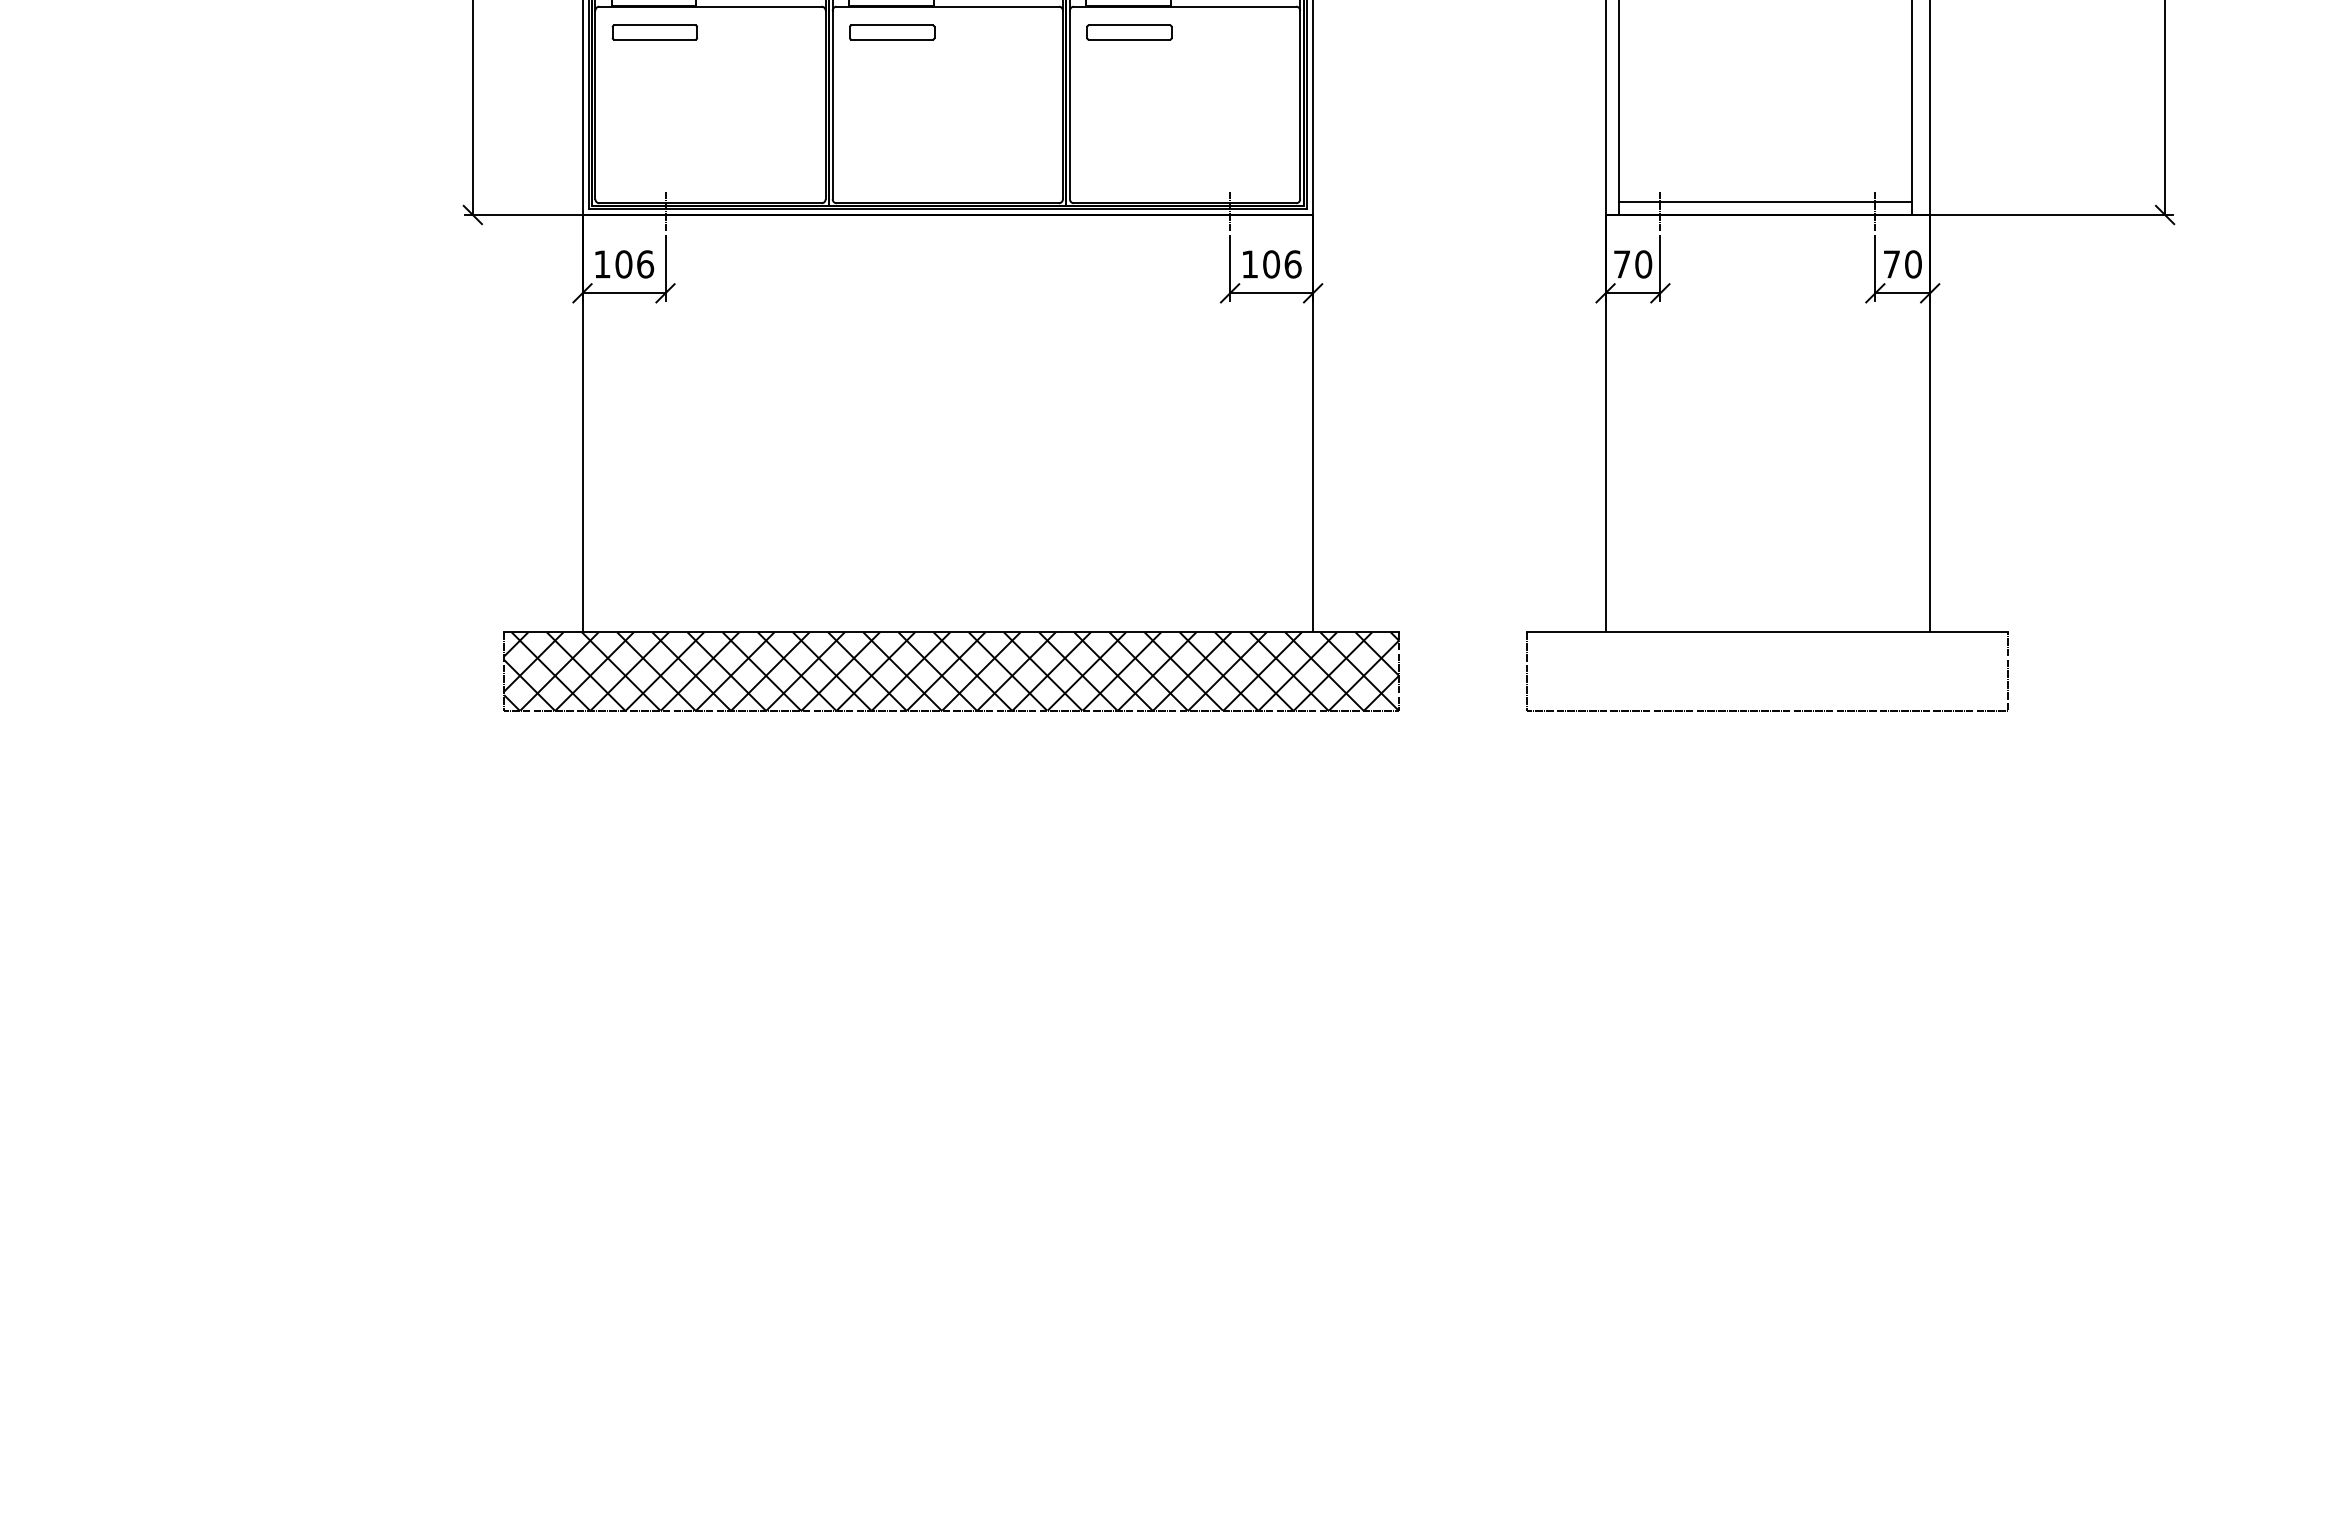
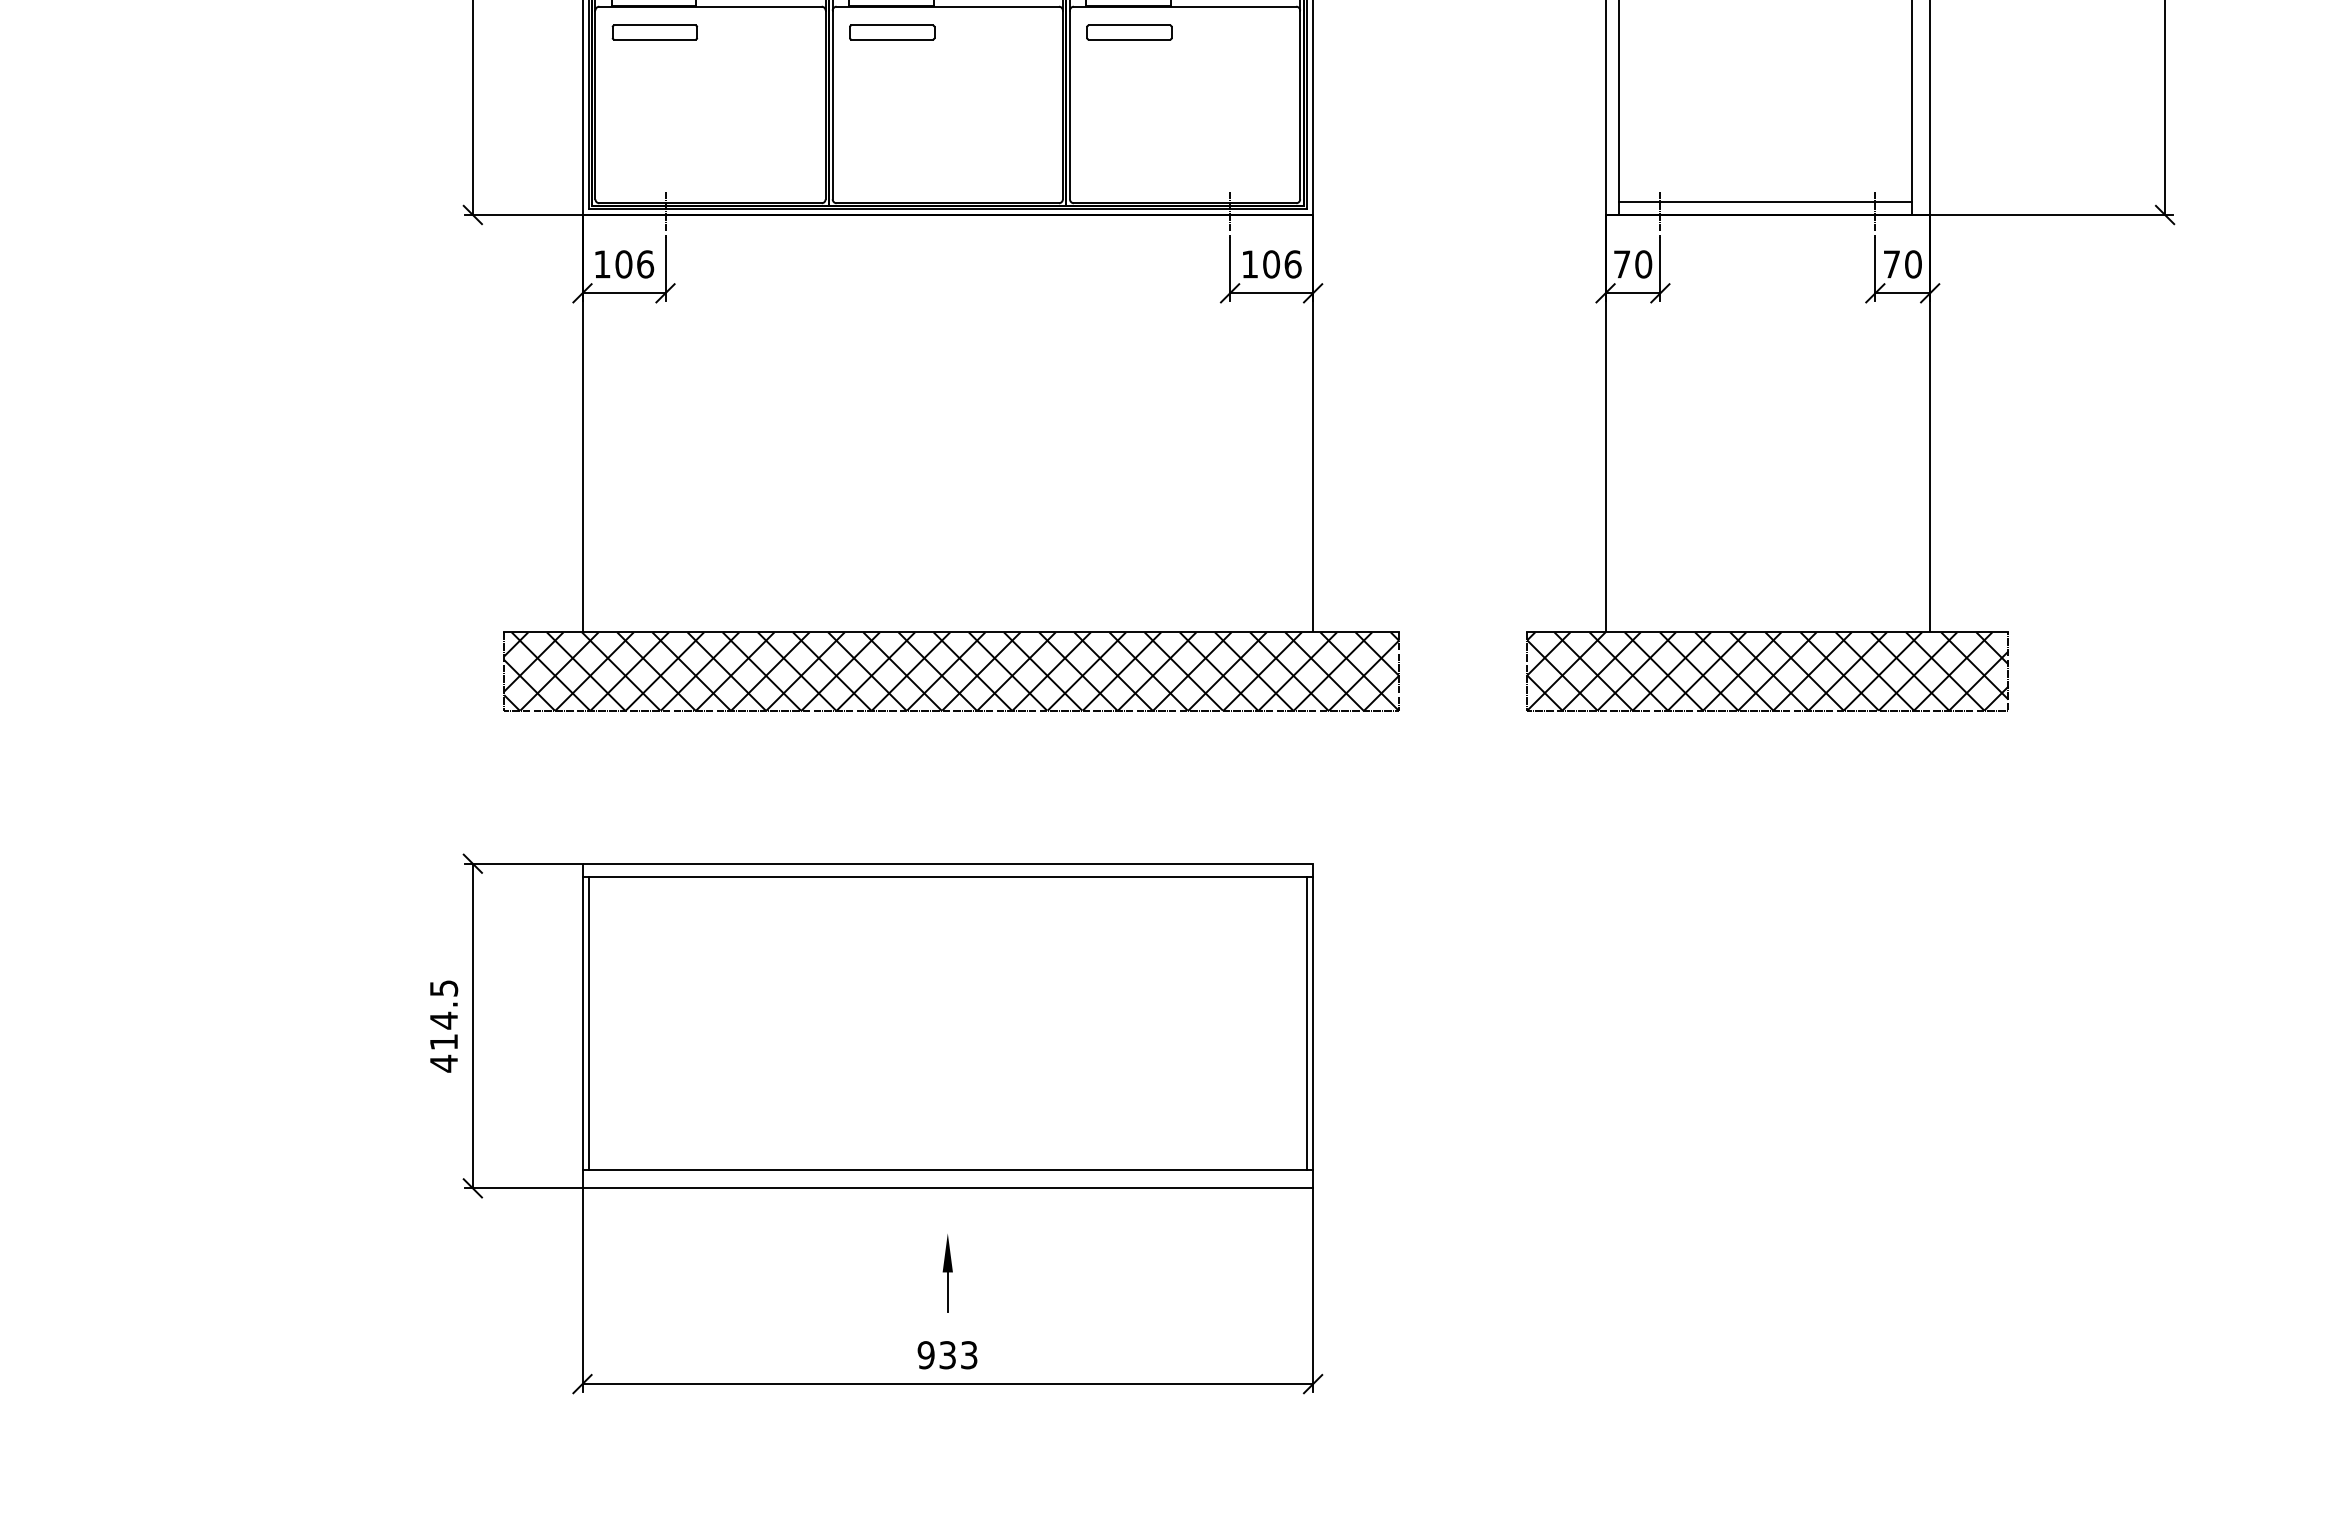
hatch: none -> present (1767, 671)
part: none -> present (876, 1123)
